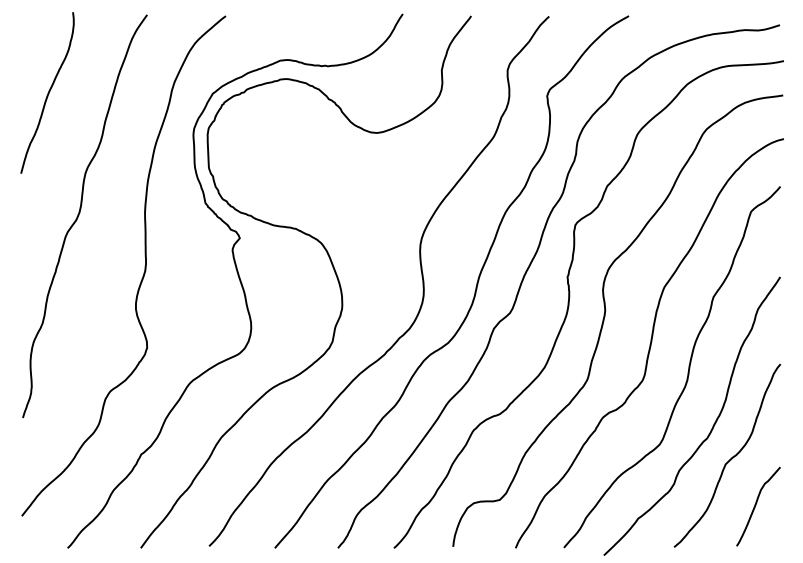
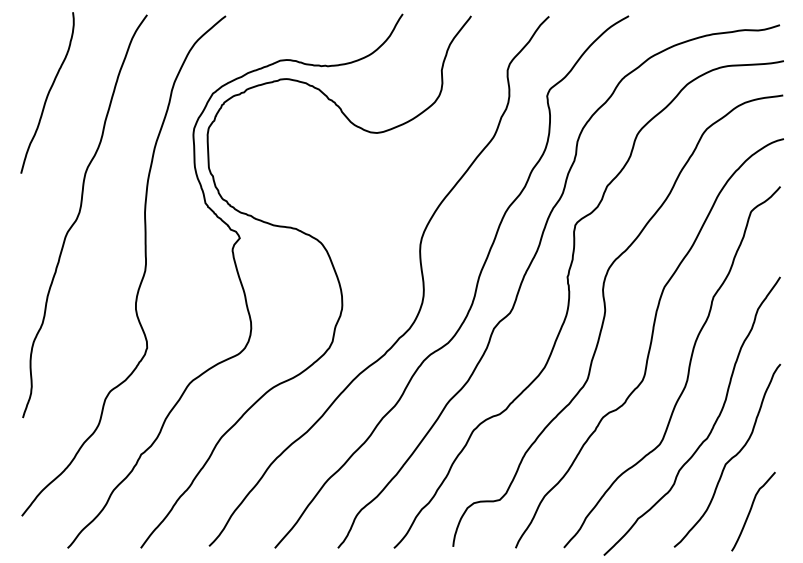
curve position: (756, 505) -> (751, 510) (751, 510)
